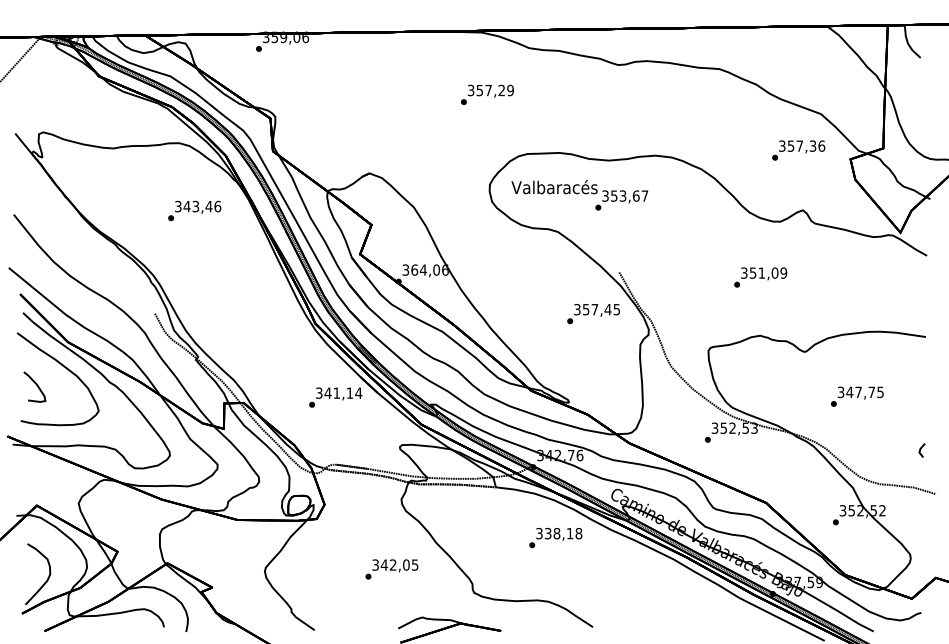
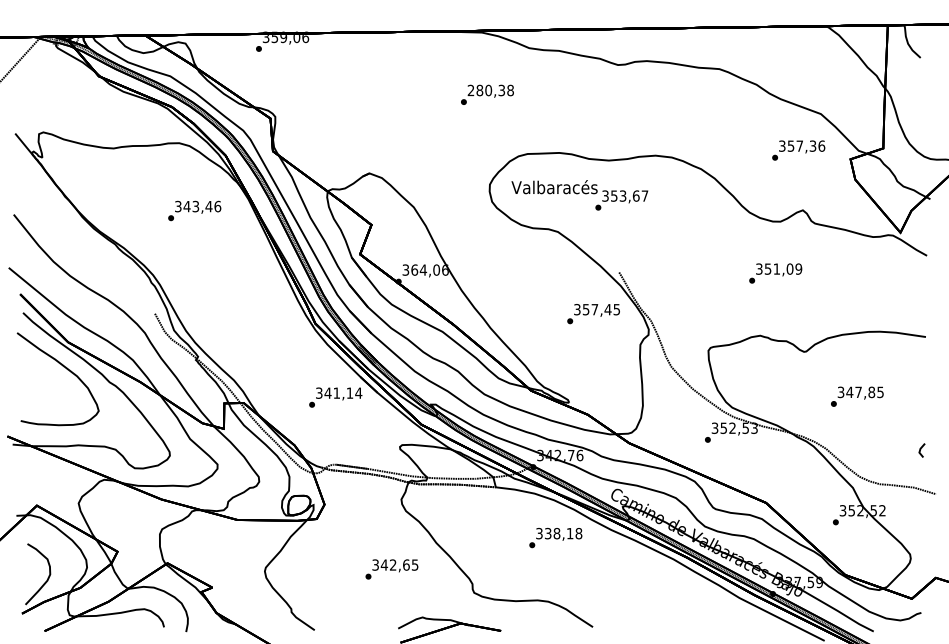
text: 357,29 -> 280,38 (490, 90)
text position: (760, 277) -> (775, 273) (775, 273)
part: present -> none (34, 386)
text: 347,75 -> 347,85 (871, 392)
text: 342,05 -> 342,65 (406, 564)
